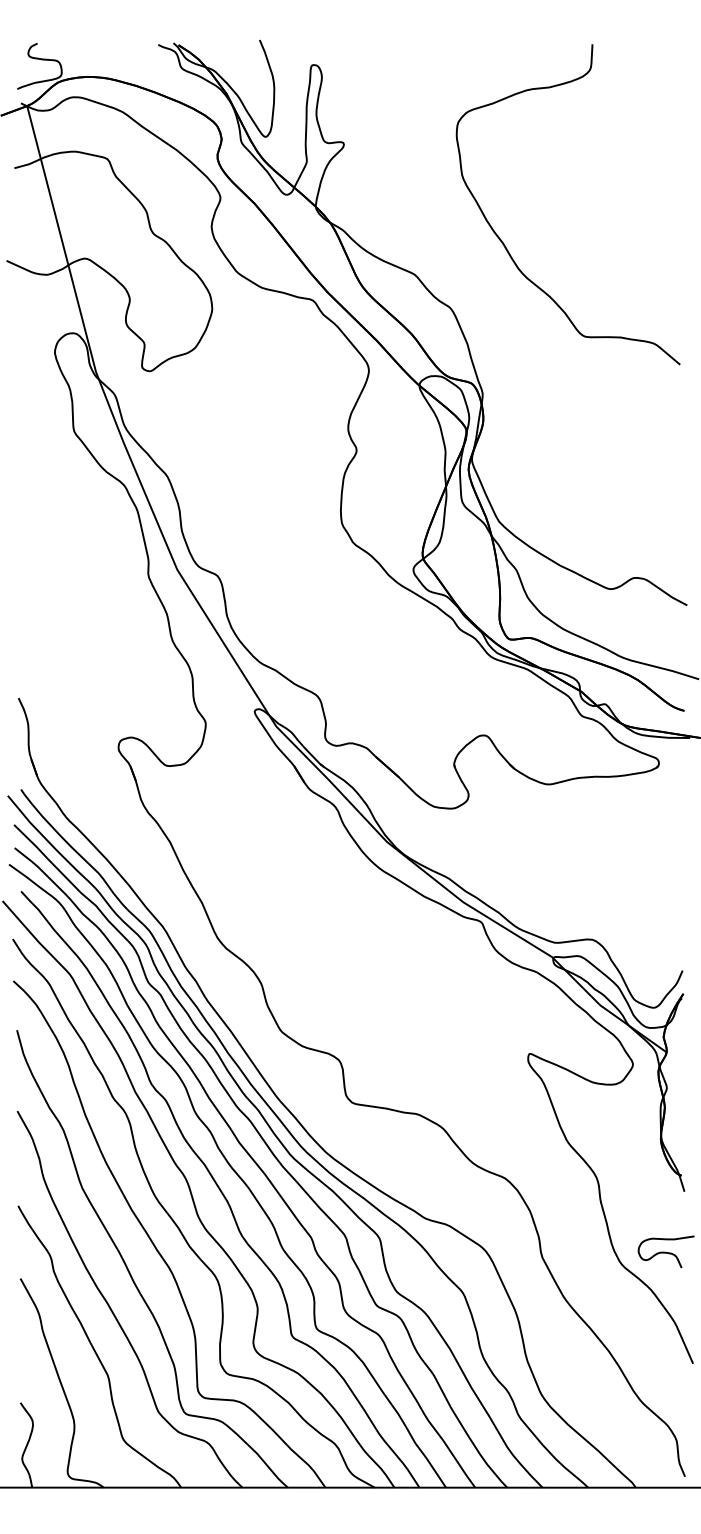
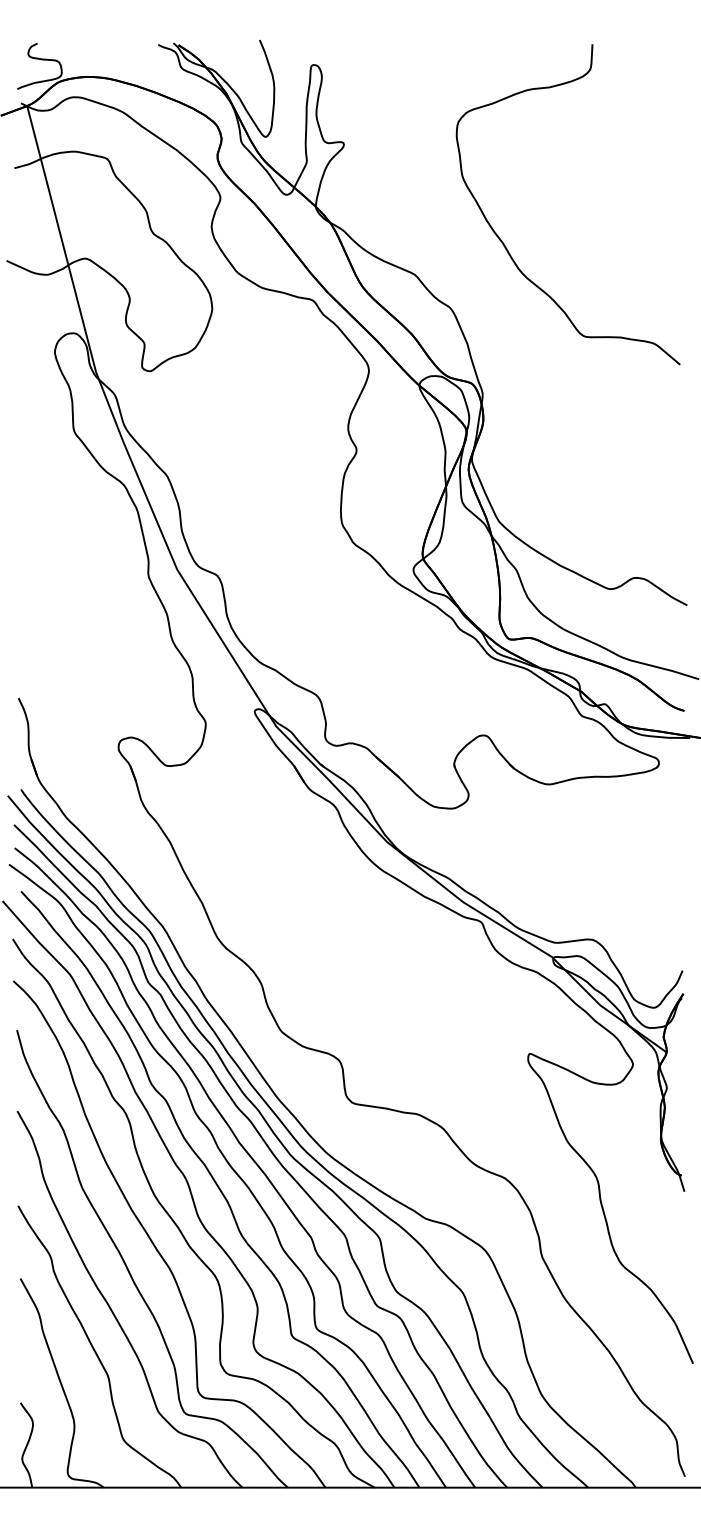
curve: present -> none (665, 1251)
